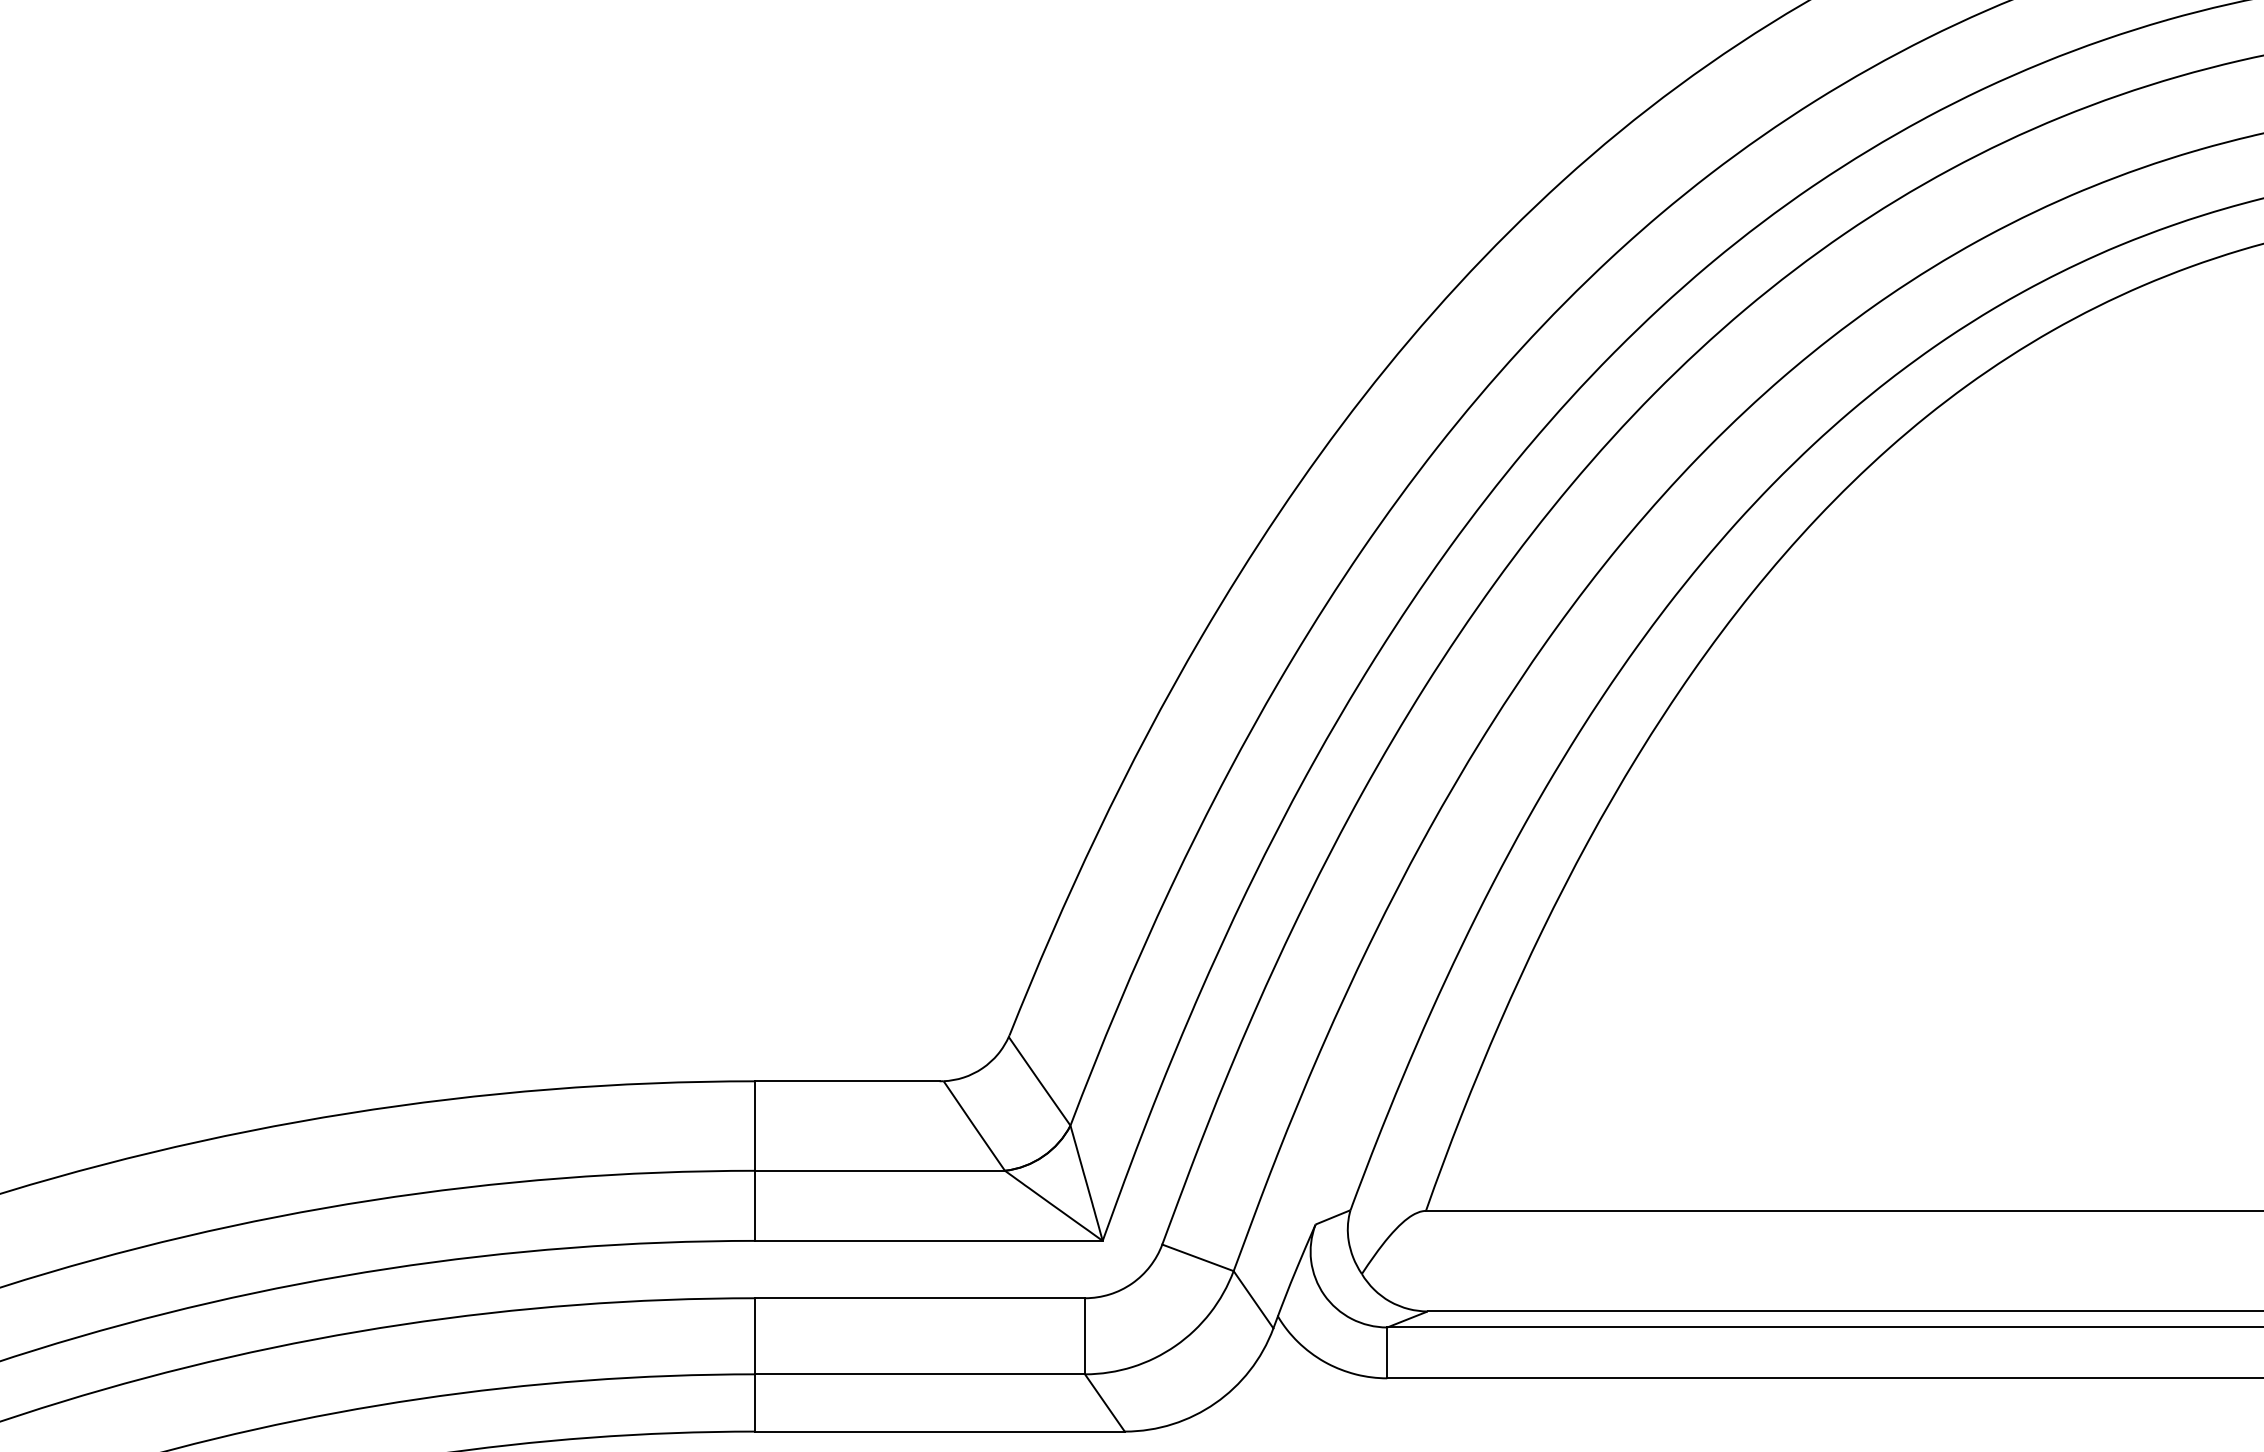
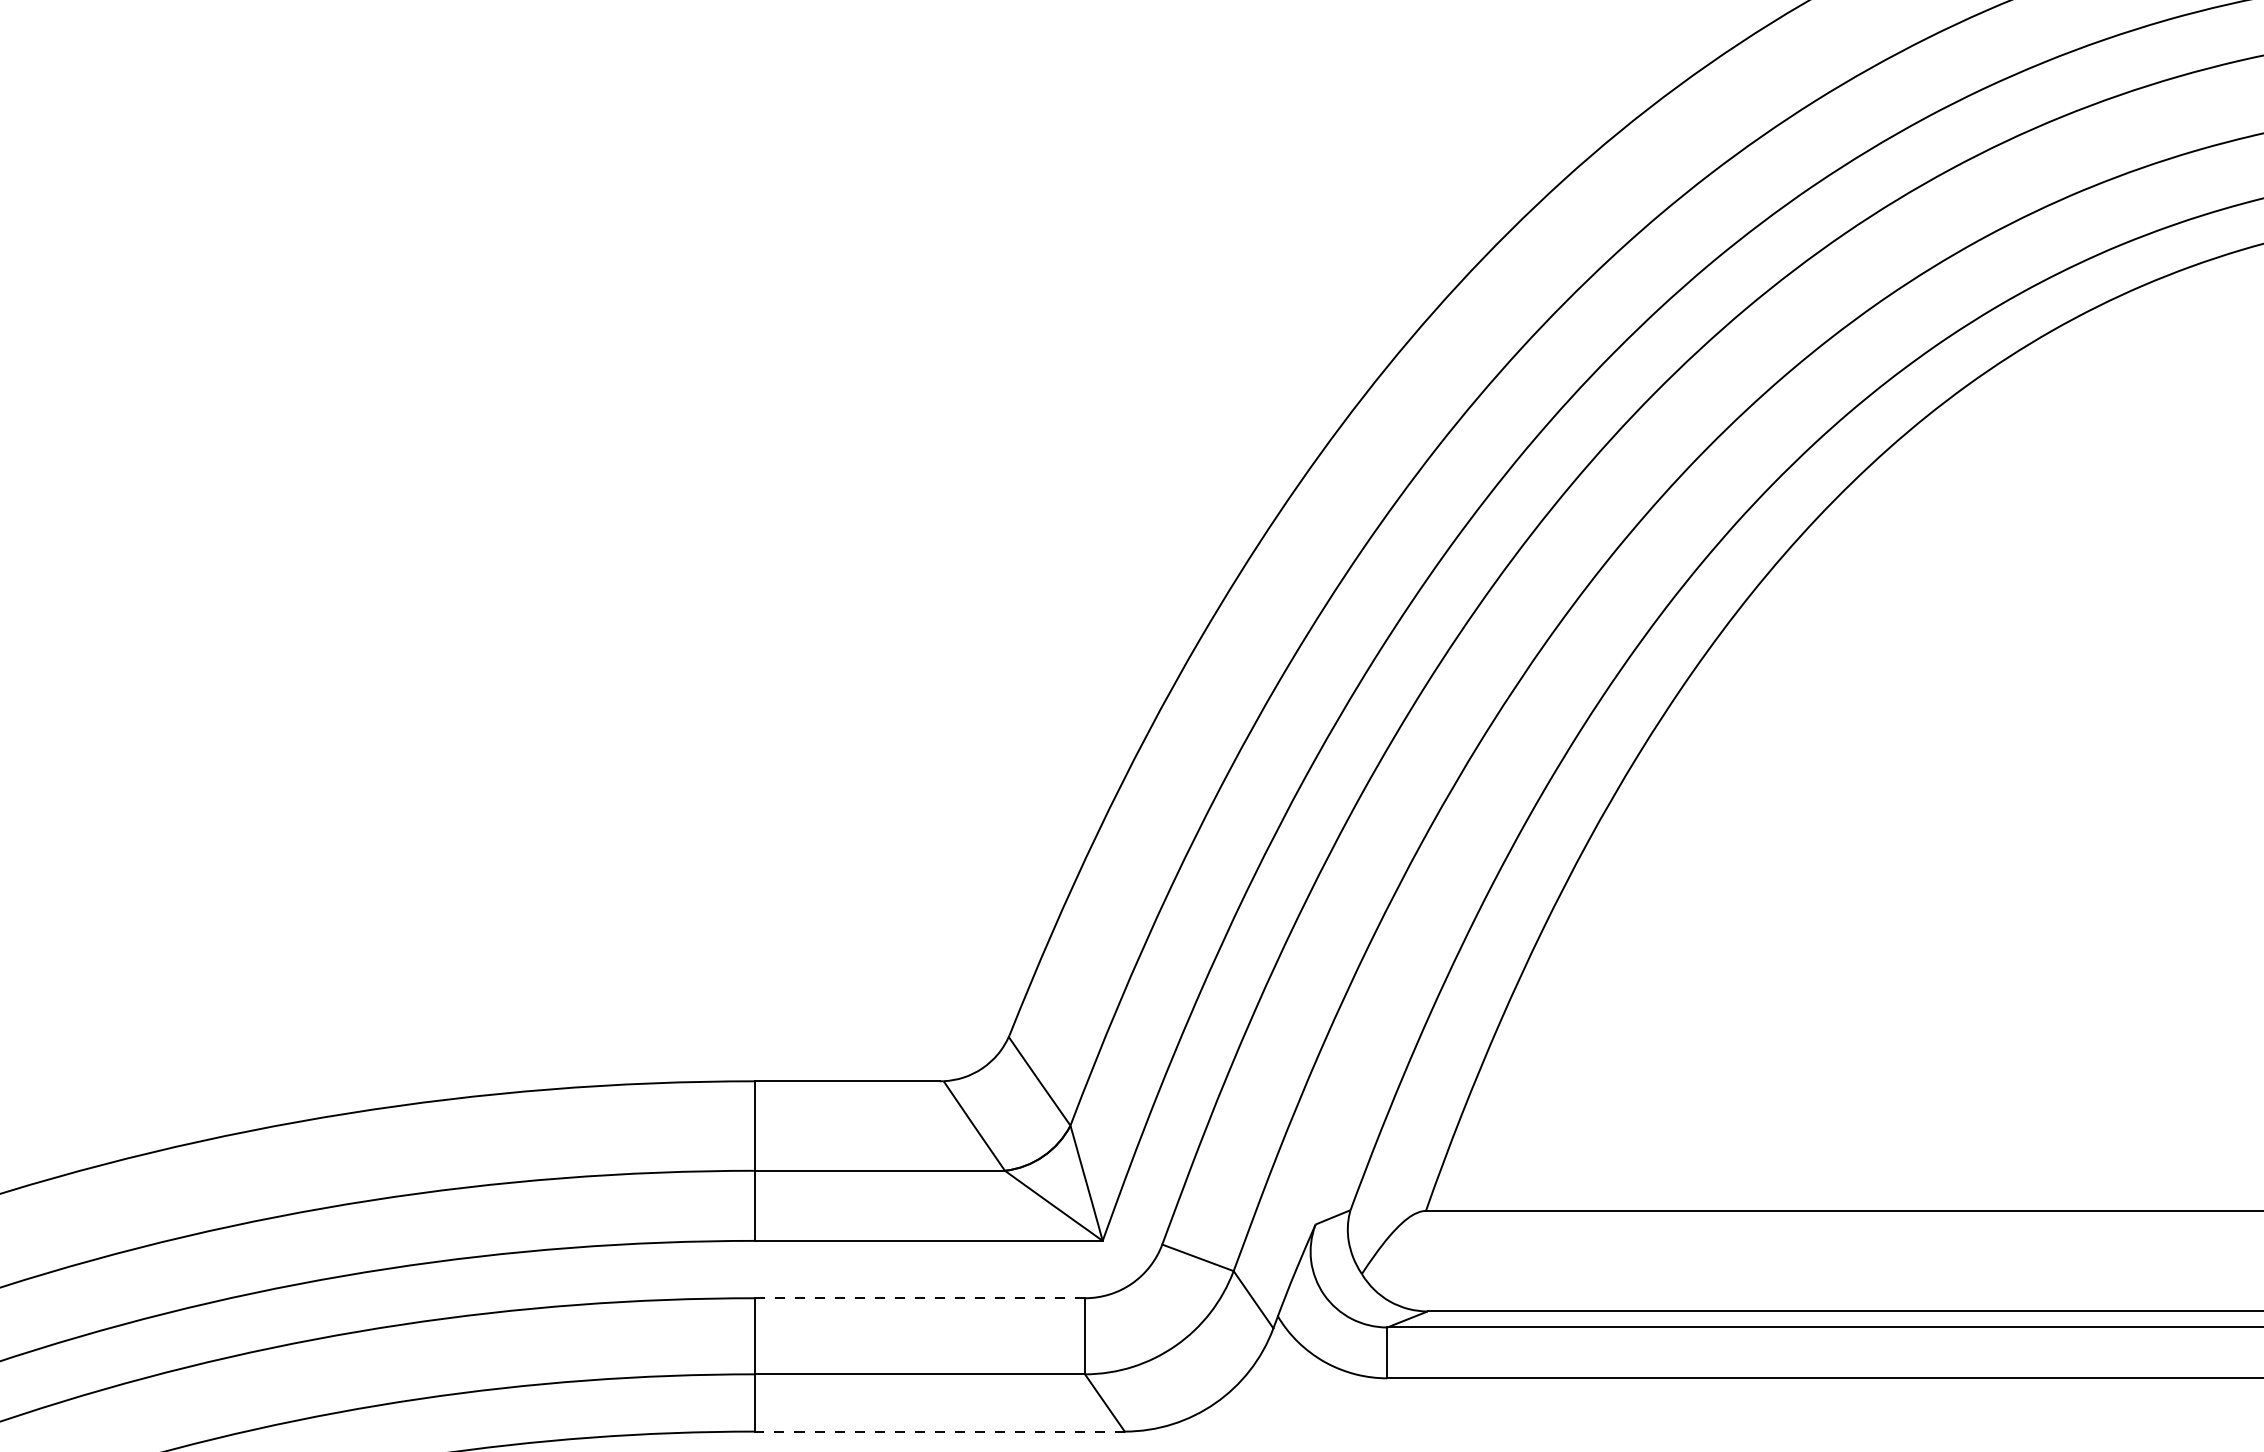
line: solid -> dashed (920, 1298)
line: solid -> dashed (940, 1431)
